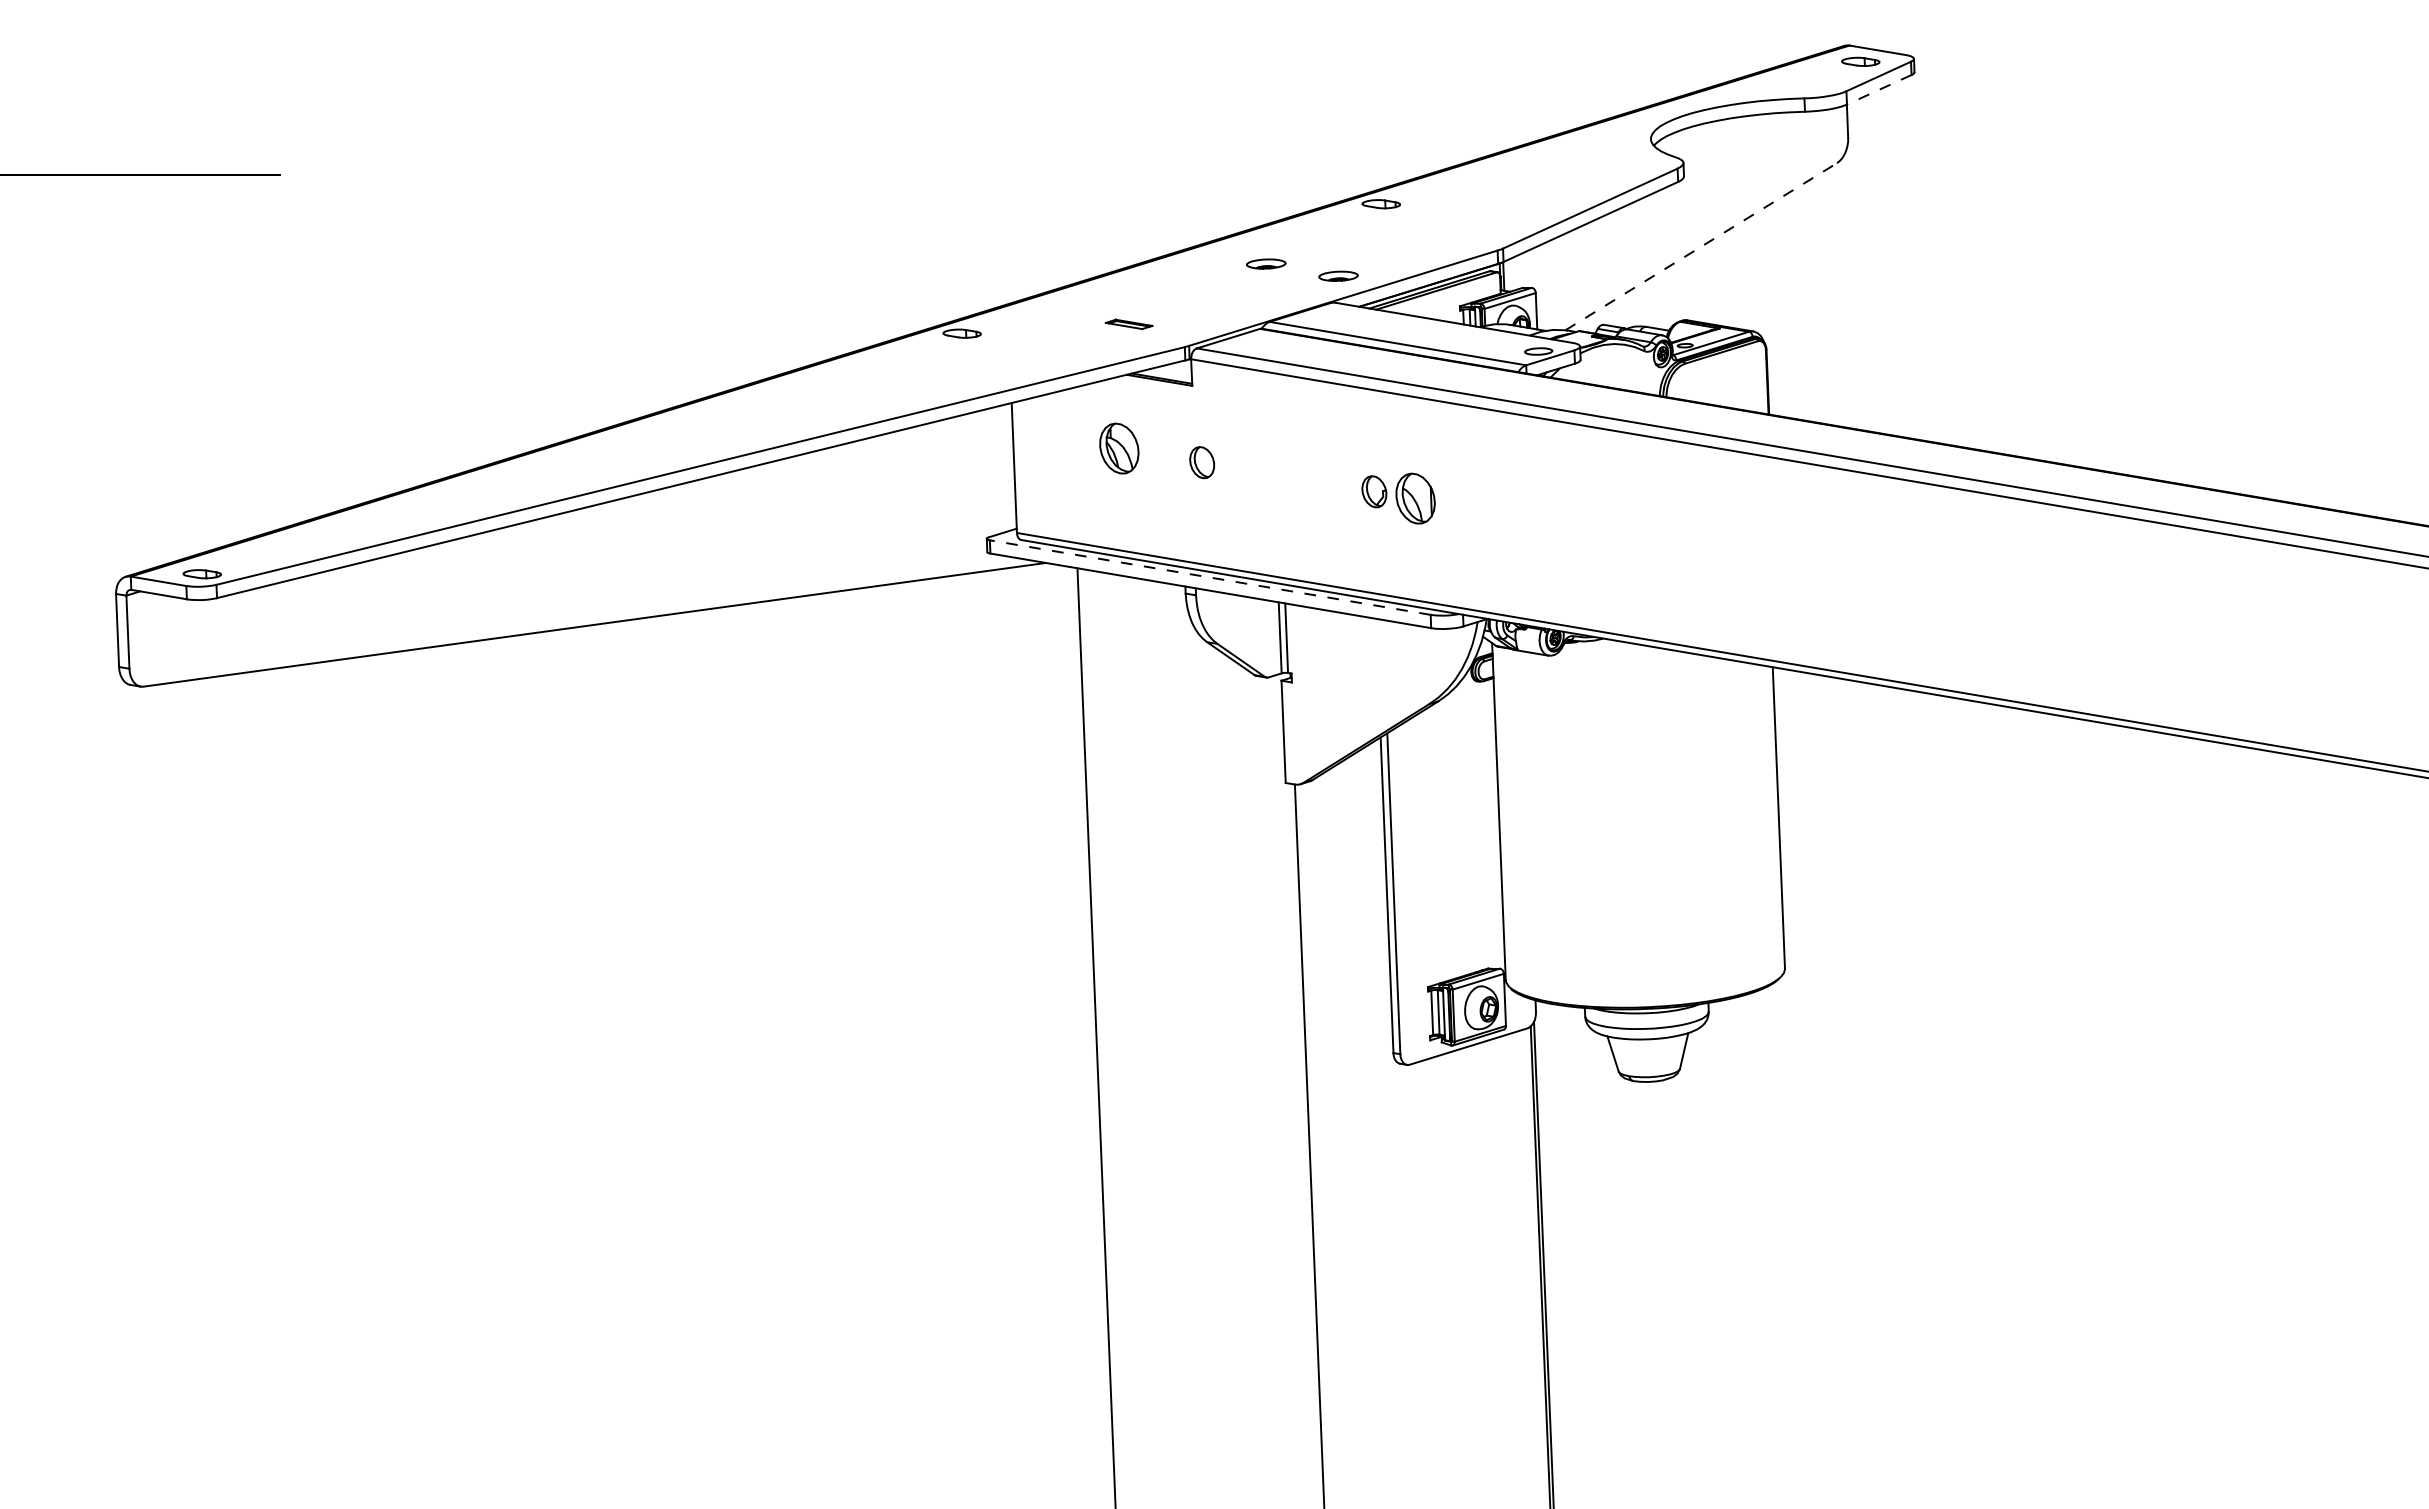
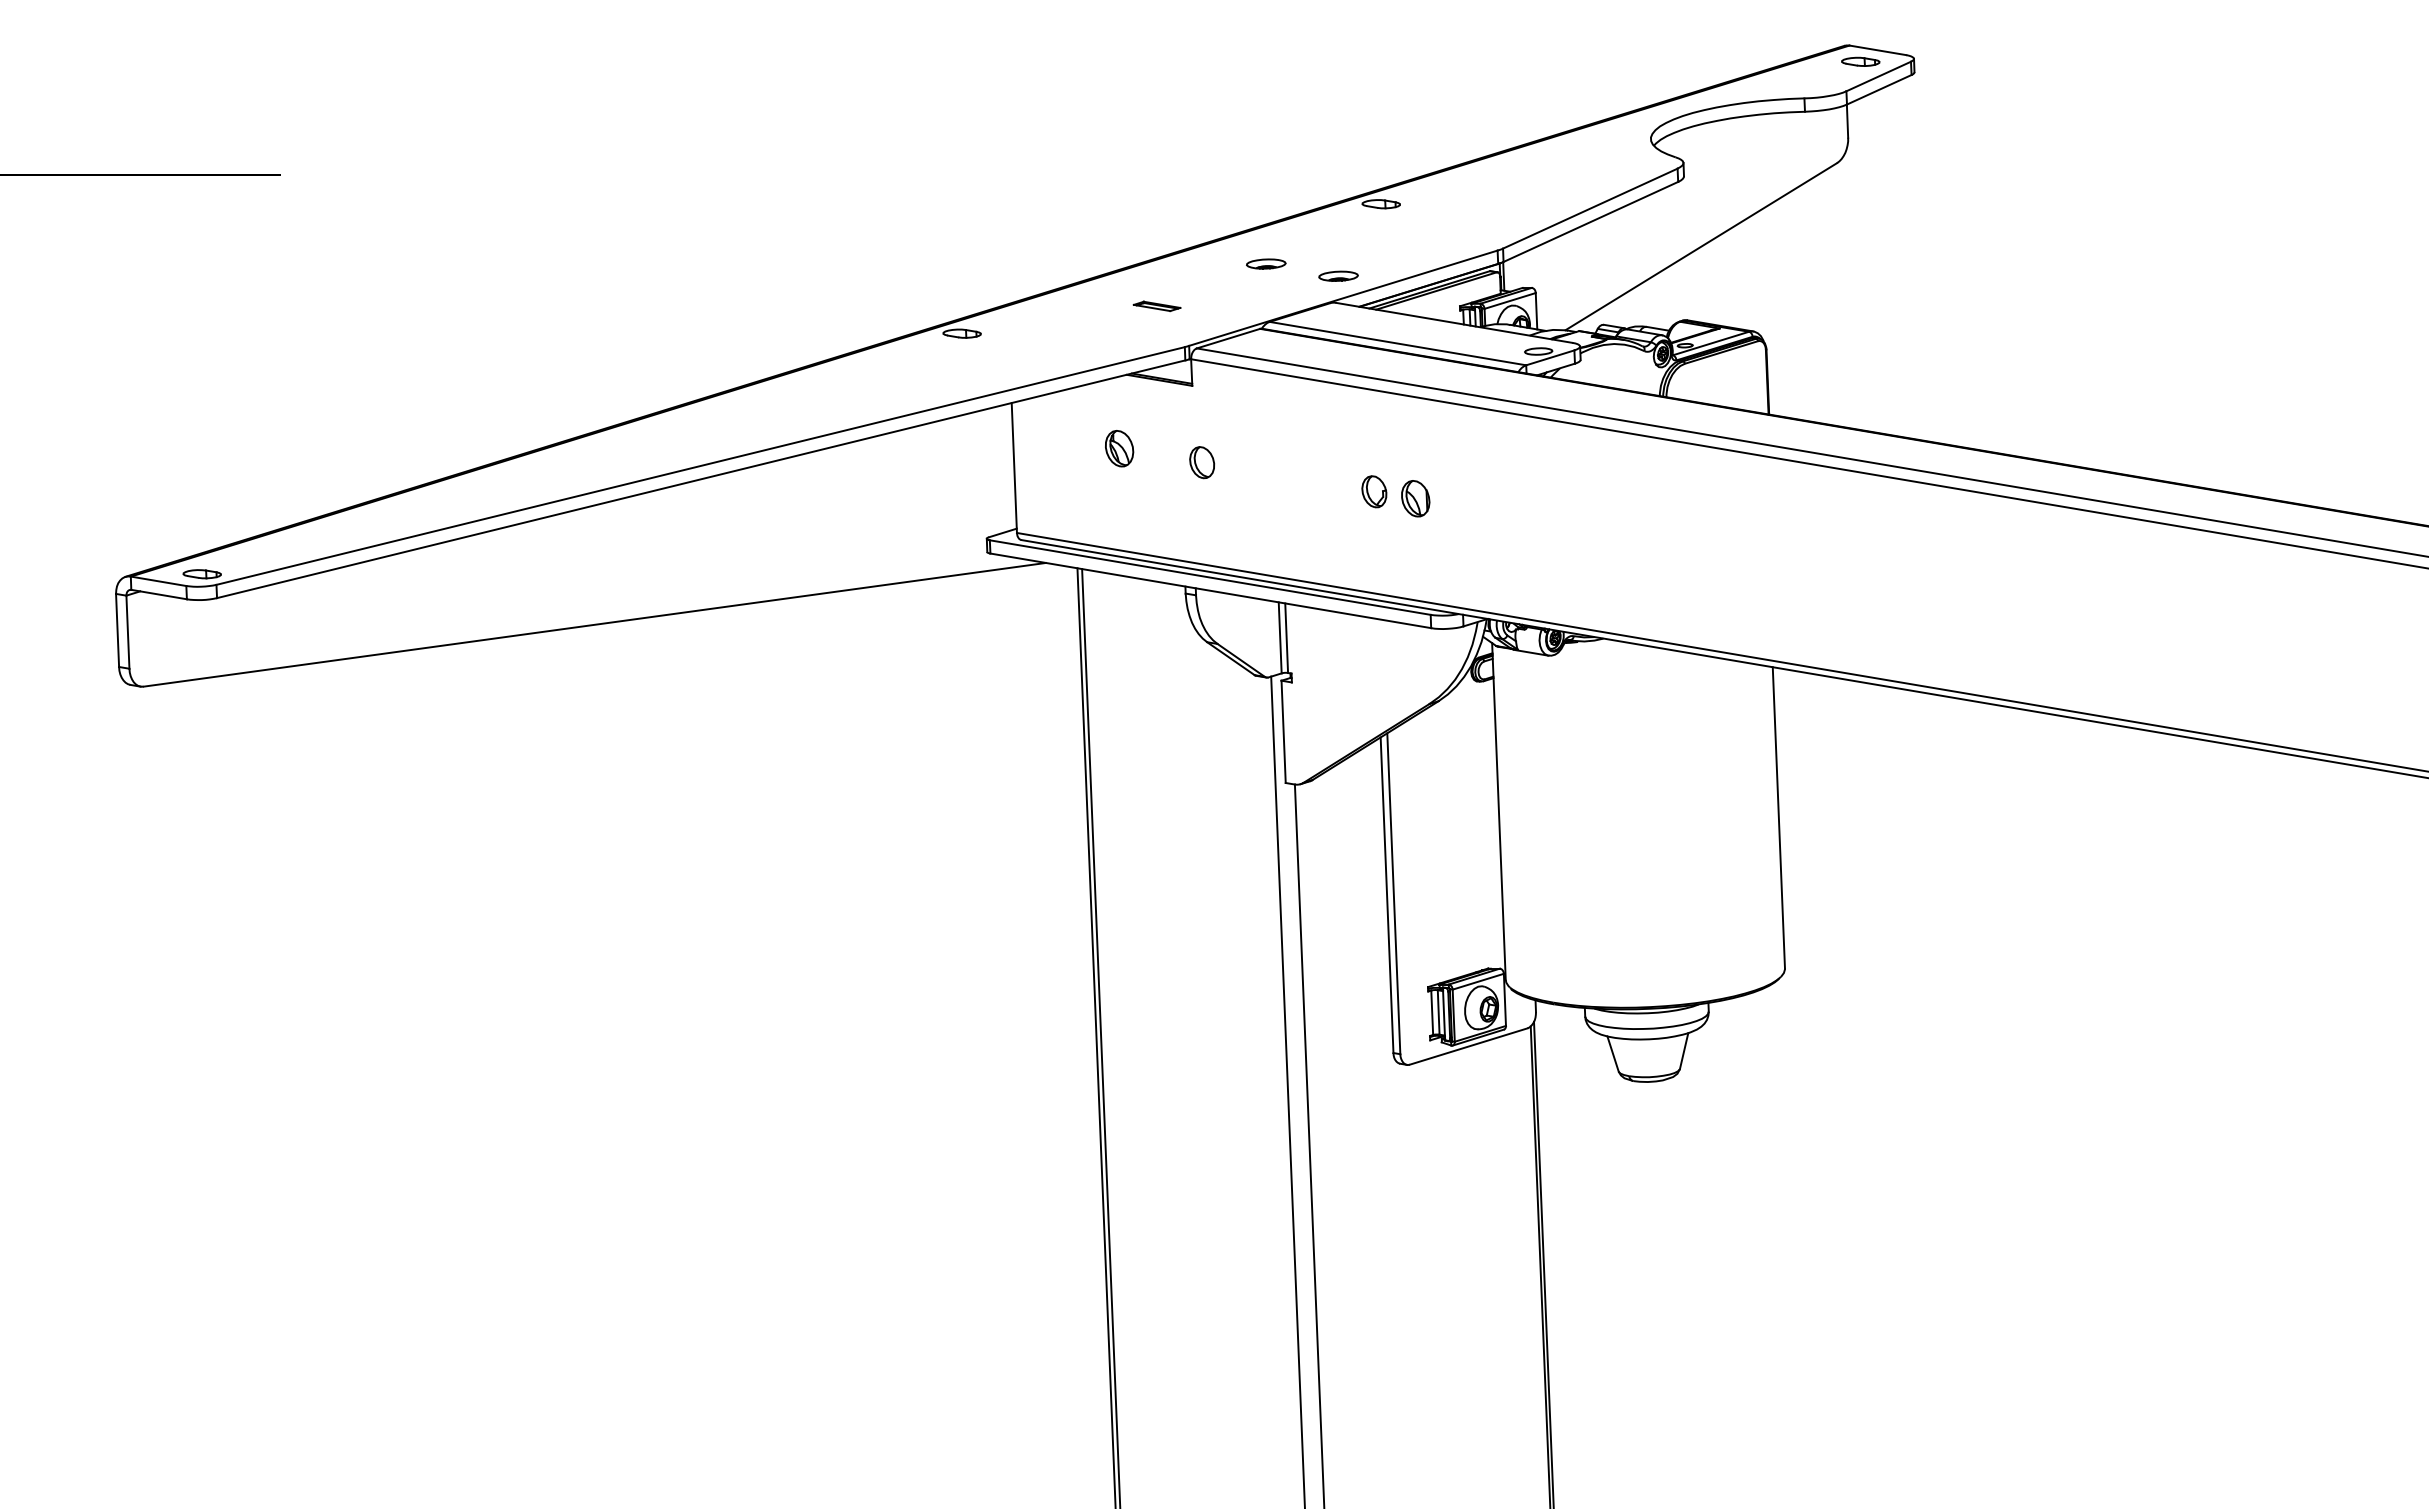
line: dashed -> solid (1879, 89)
line: dashed -> solid (1701, 246)
part position: (1128, 324) -> (1156, 306) (1156, 306)
part size: 41x53 px -> 30x38 px (1119, 448)
part size: 41x53 px -> 30x38 px (1415, 498)
line: dashed -> solid (1210, 577)
line: none -> present (1101, 1037)
line: none -> present (1287, 1090)
